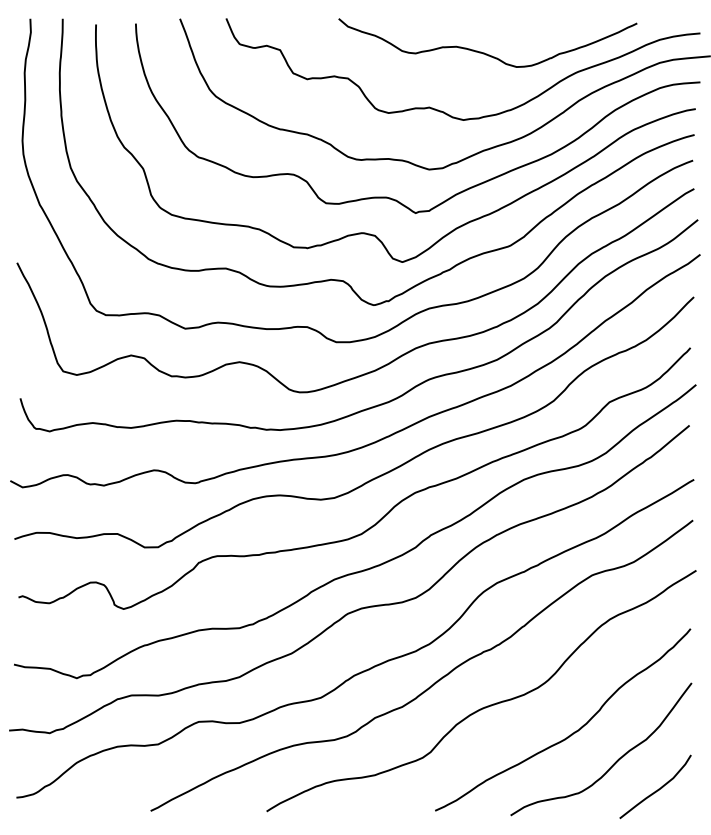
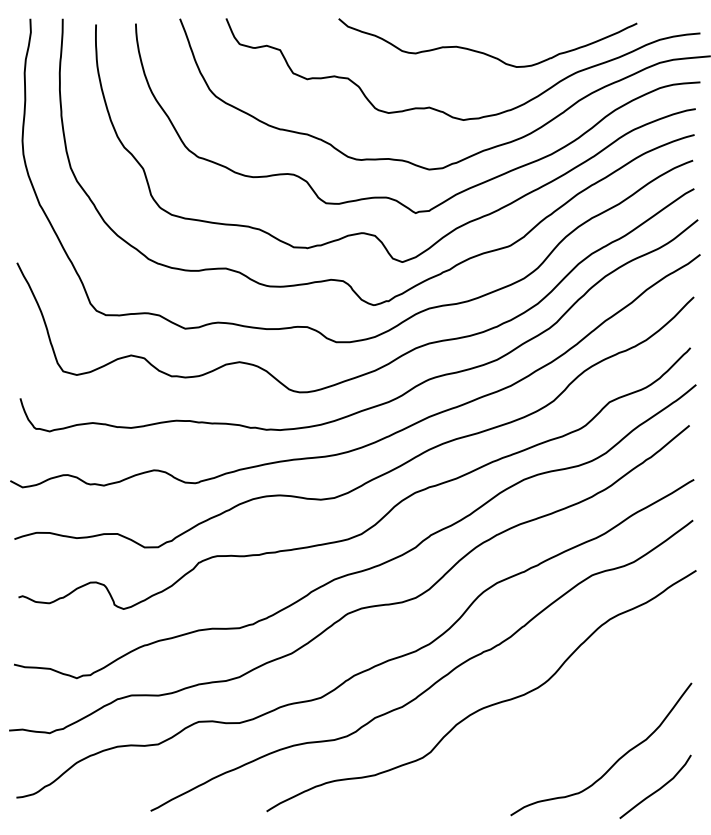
curve: present -> none (571, 733)
